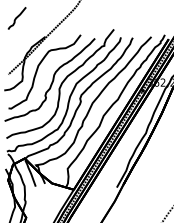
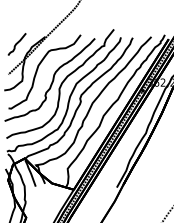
curve position: (16, 18) -> (16, 44) (16, 44)
